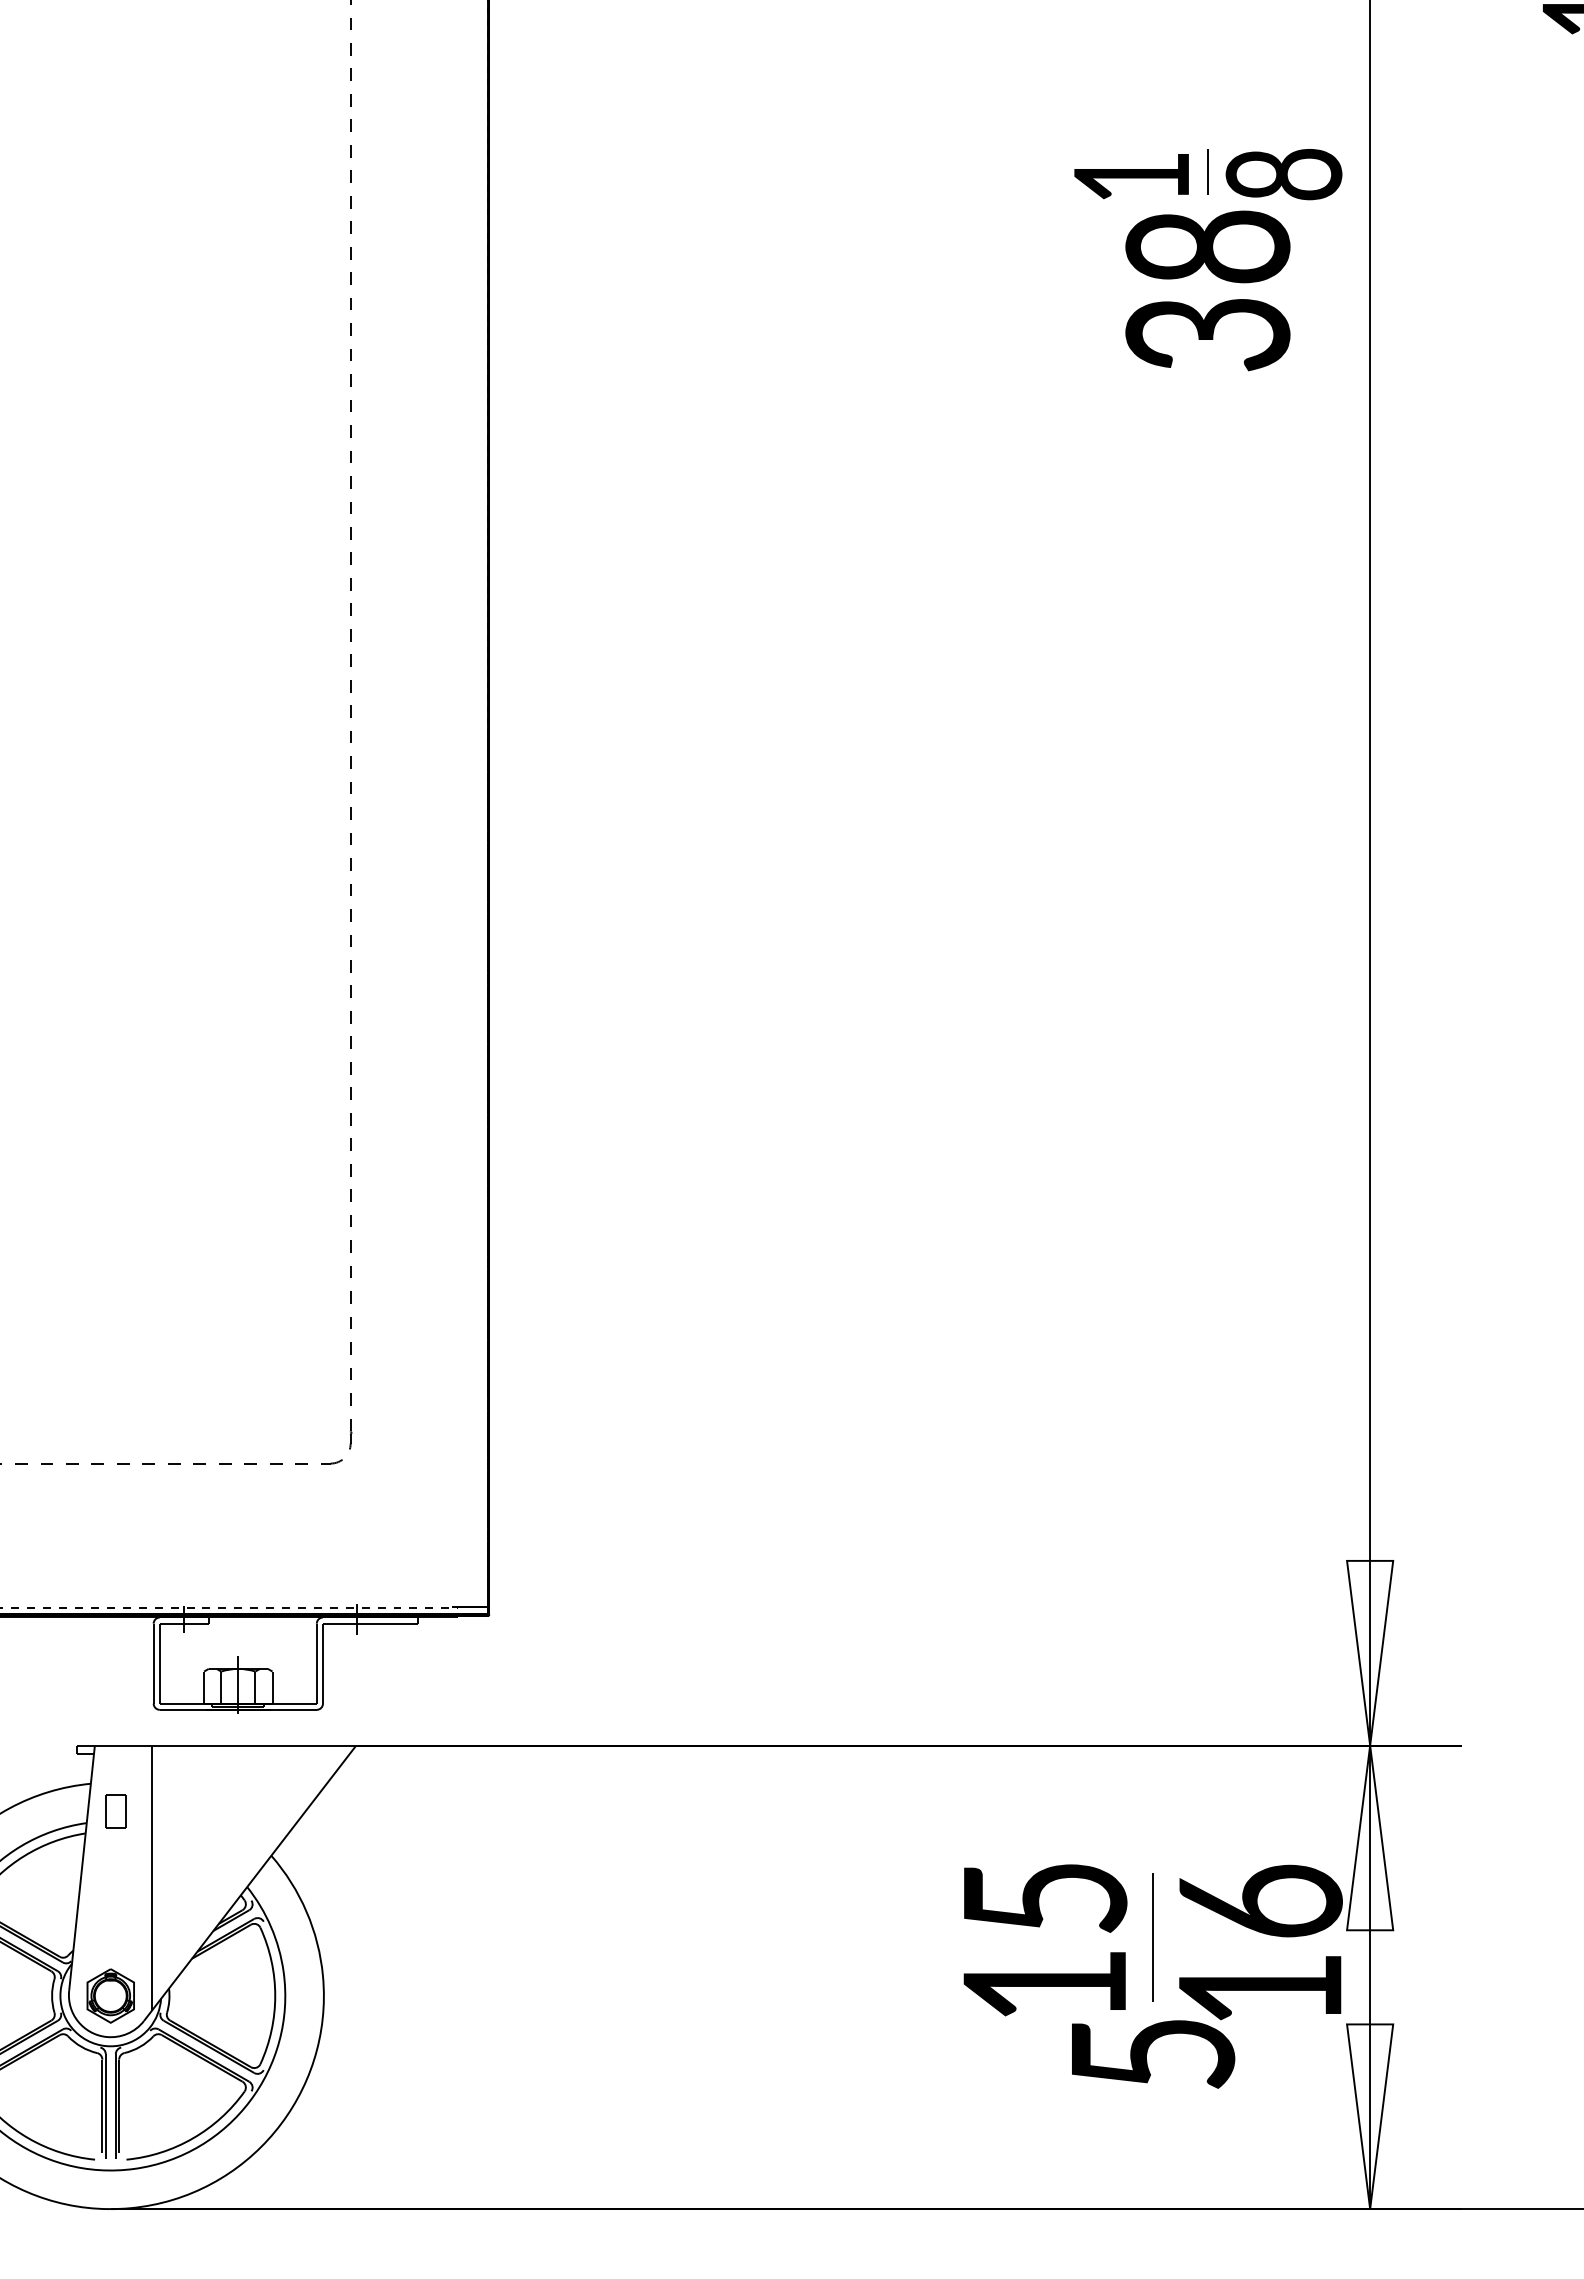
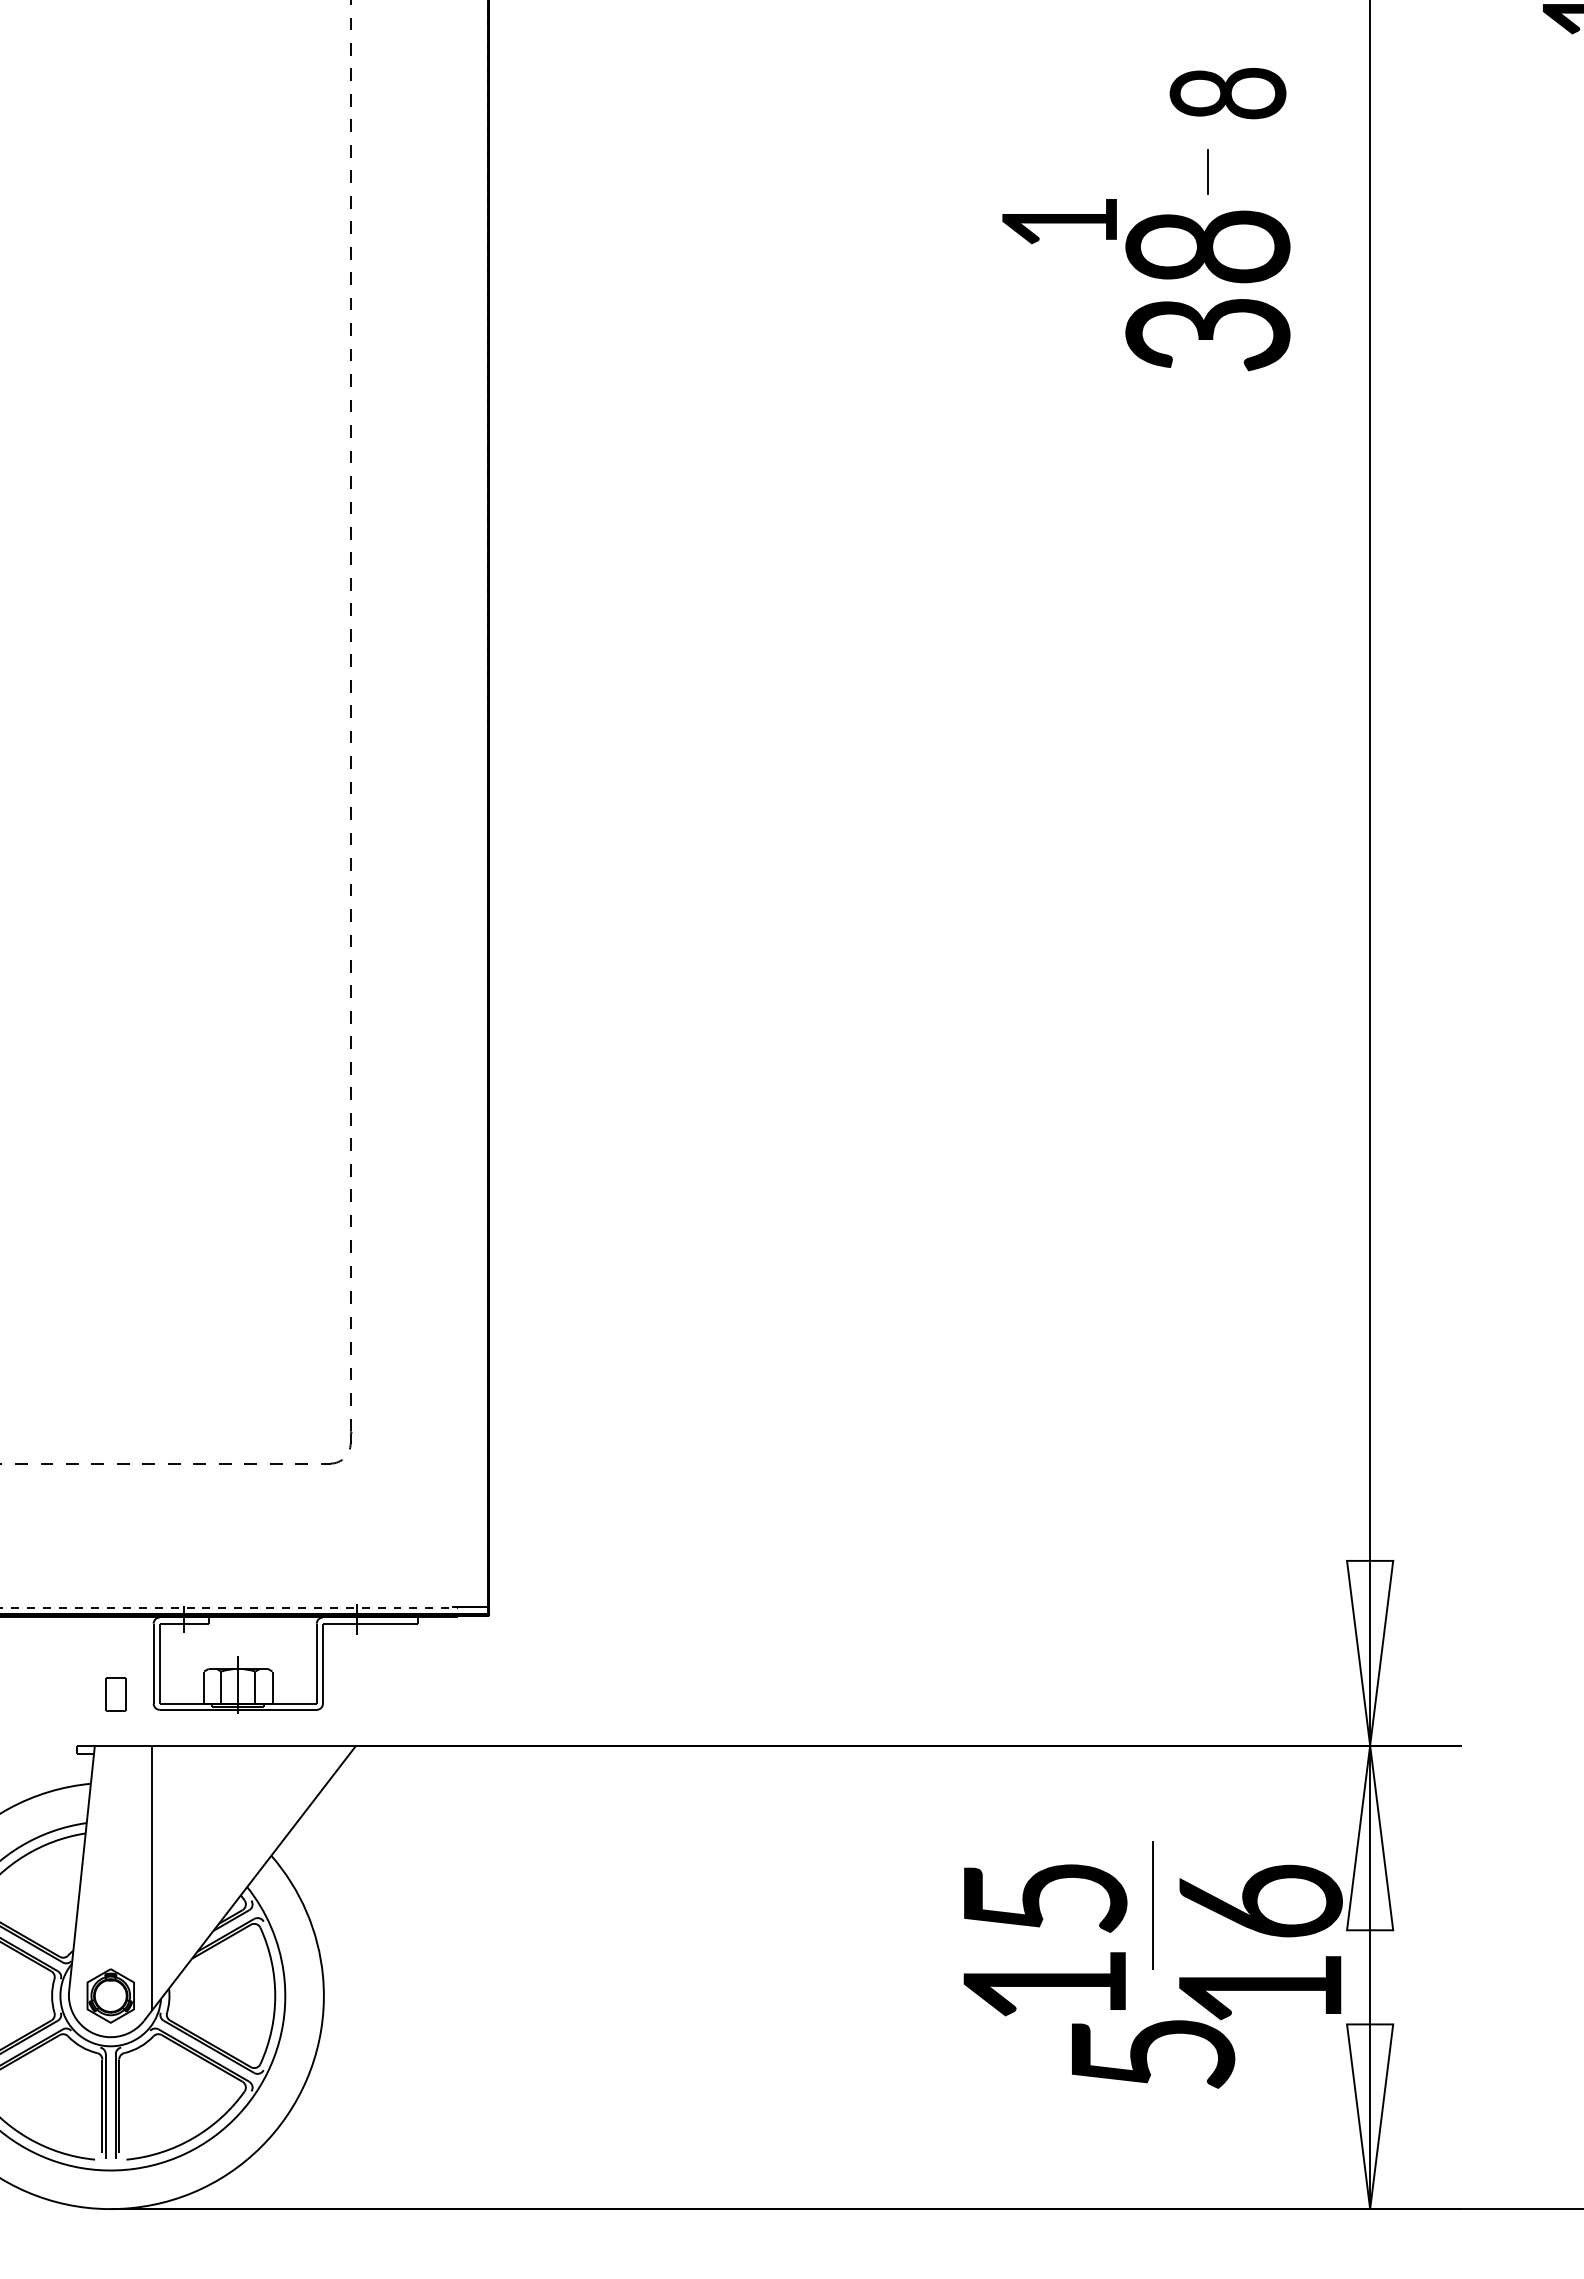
text position: (1283, 174) -> (1227, 93) (1227, 93)
text position: (1131, 176) -> (1059, 221) (1059, 221)
part position: (115, 1811) -> (115, 1694) (115, 1694)
line position: (1152, 1937) -> (1152, 1905) (1152, 1905)
